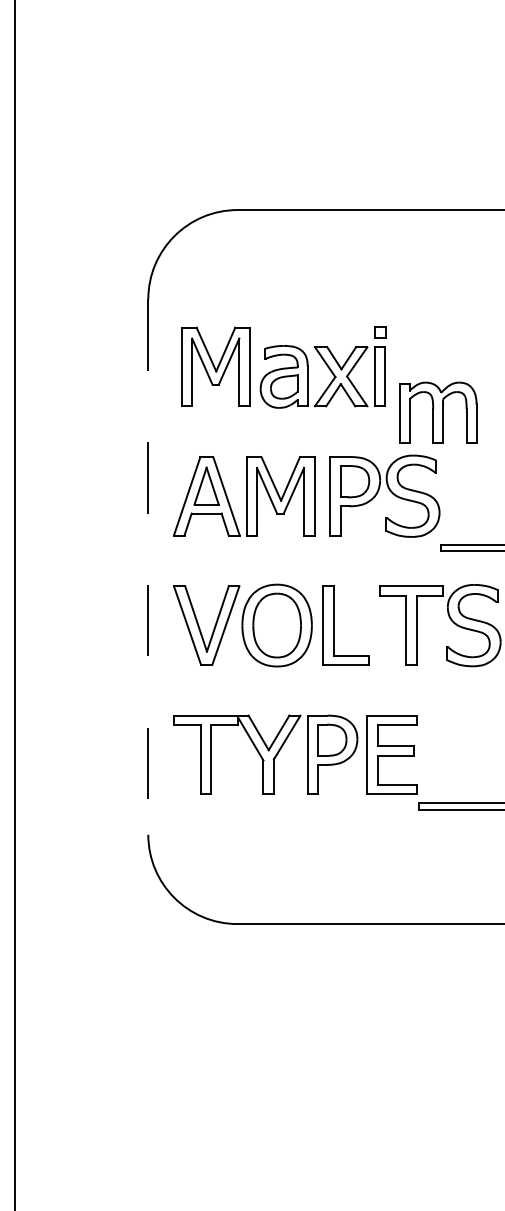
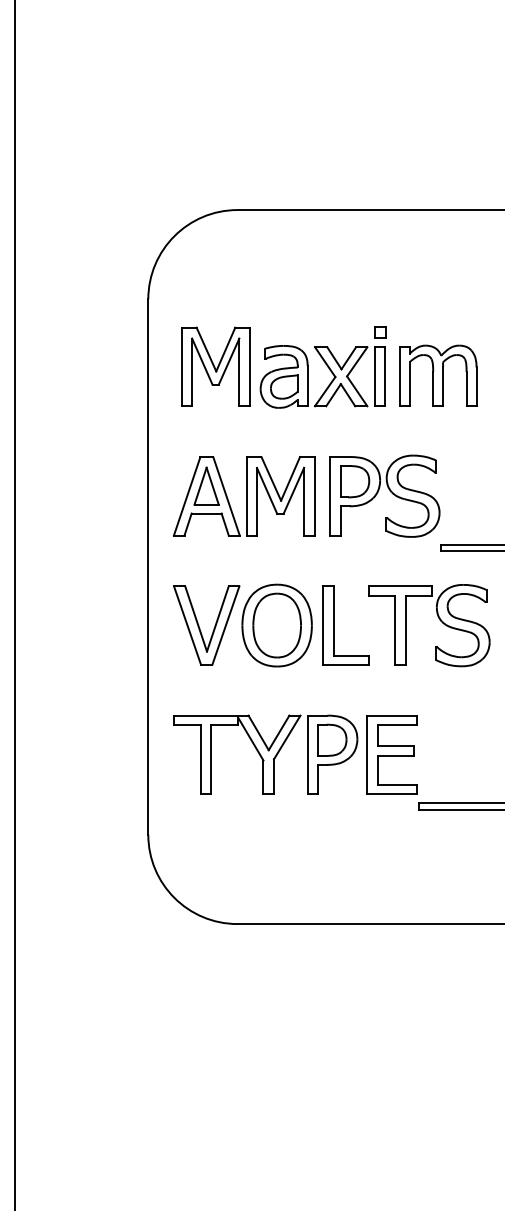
part position: (438, 412) -> (438, 375) (438, 375)
line: dashed -> solid (148, 567)
part position: (450, 620) -> (439, 620) (439, 620)
